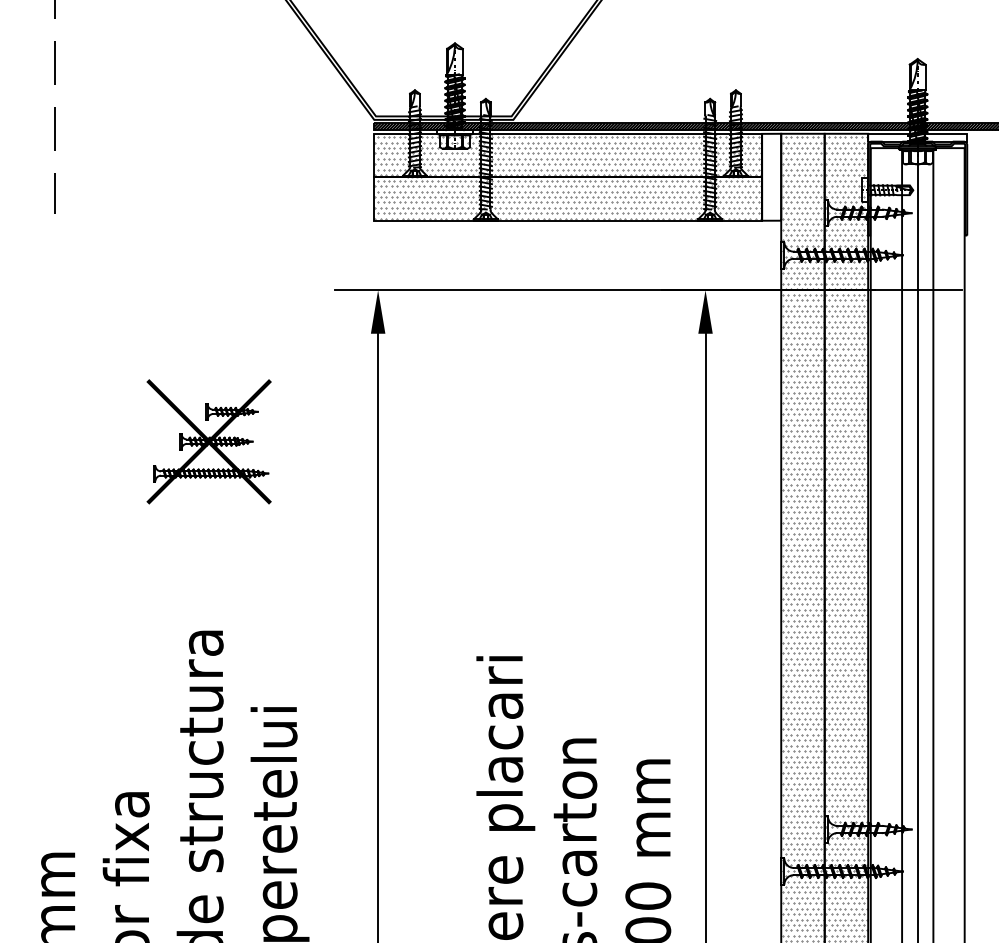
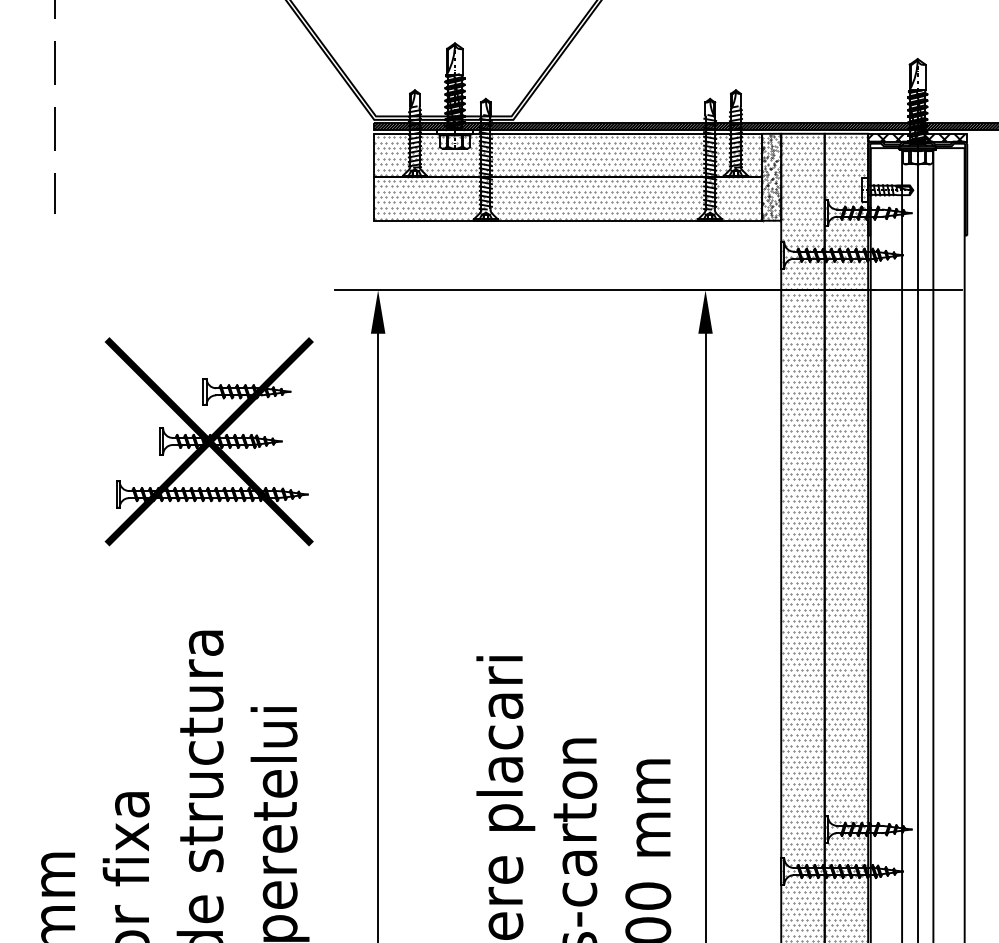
hatch: none -> present (916, 137)
hatch: none -> present (771, 177)
part size: 126x126 px -> 210x210 px (208, 441)
